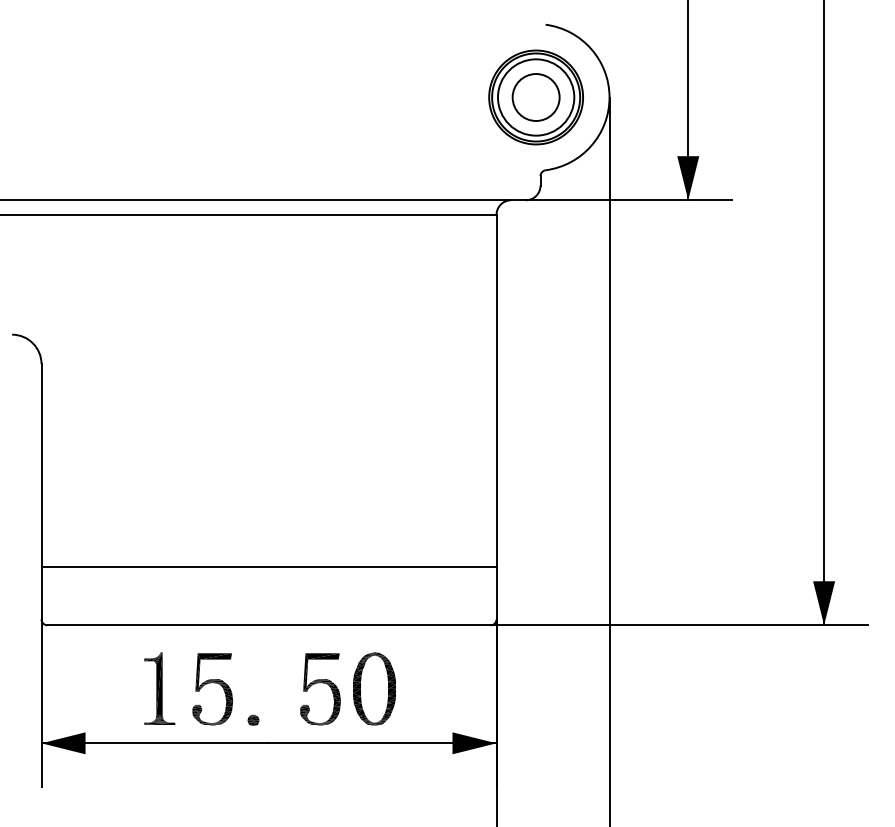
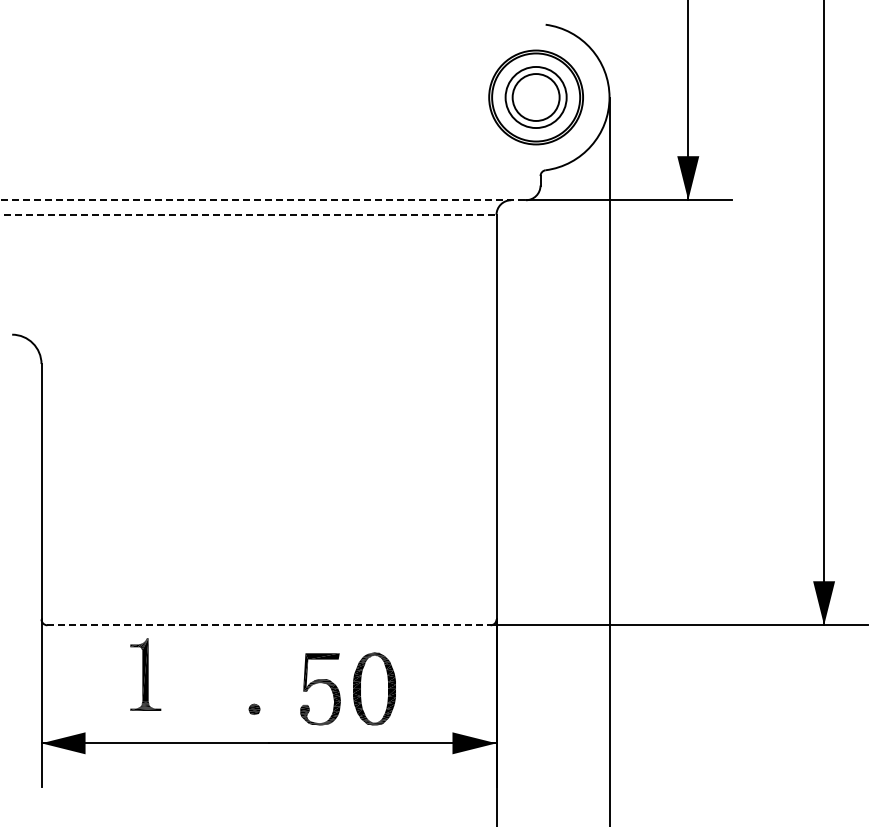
circle diameter: 76 px -> 61 px (535, 97)
line: solid -> dashed (263, 200)
line: solid -> dashed (248, 214)
line: present -> none (268, 566)
line: solid -> dashed (269, 625)
part: present -> none (211, 683)
part position: (159, 688) -> (145, 674) (145, 674)
part position: (253, 719) -> (254, 708) (254, 708)
